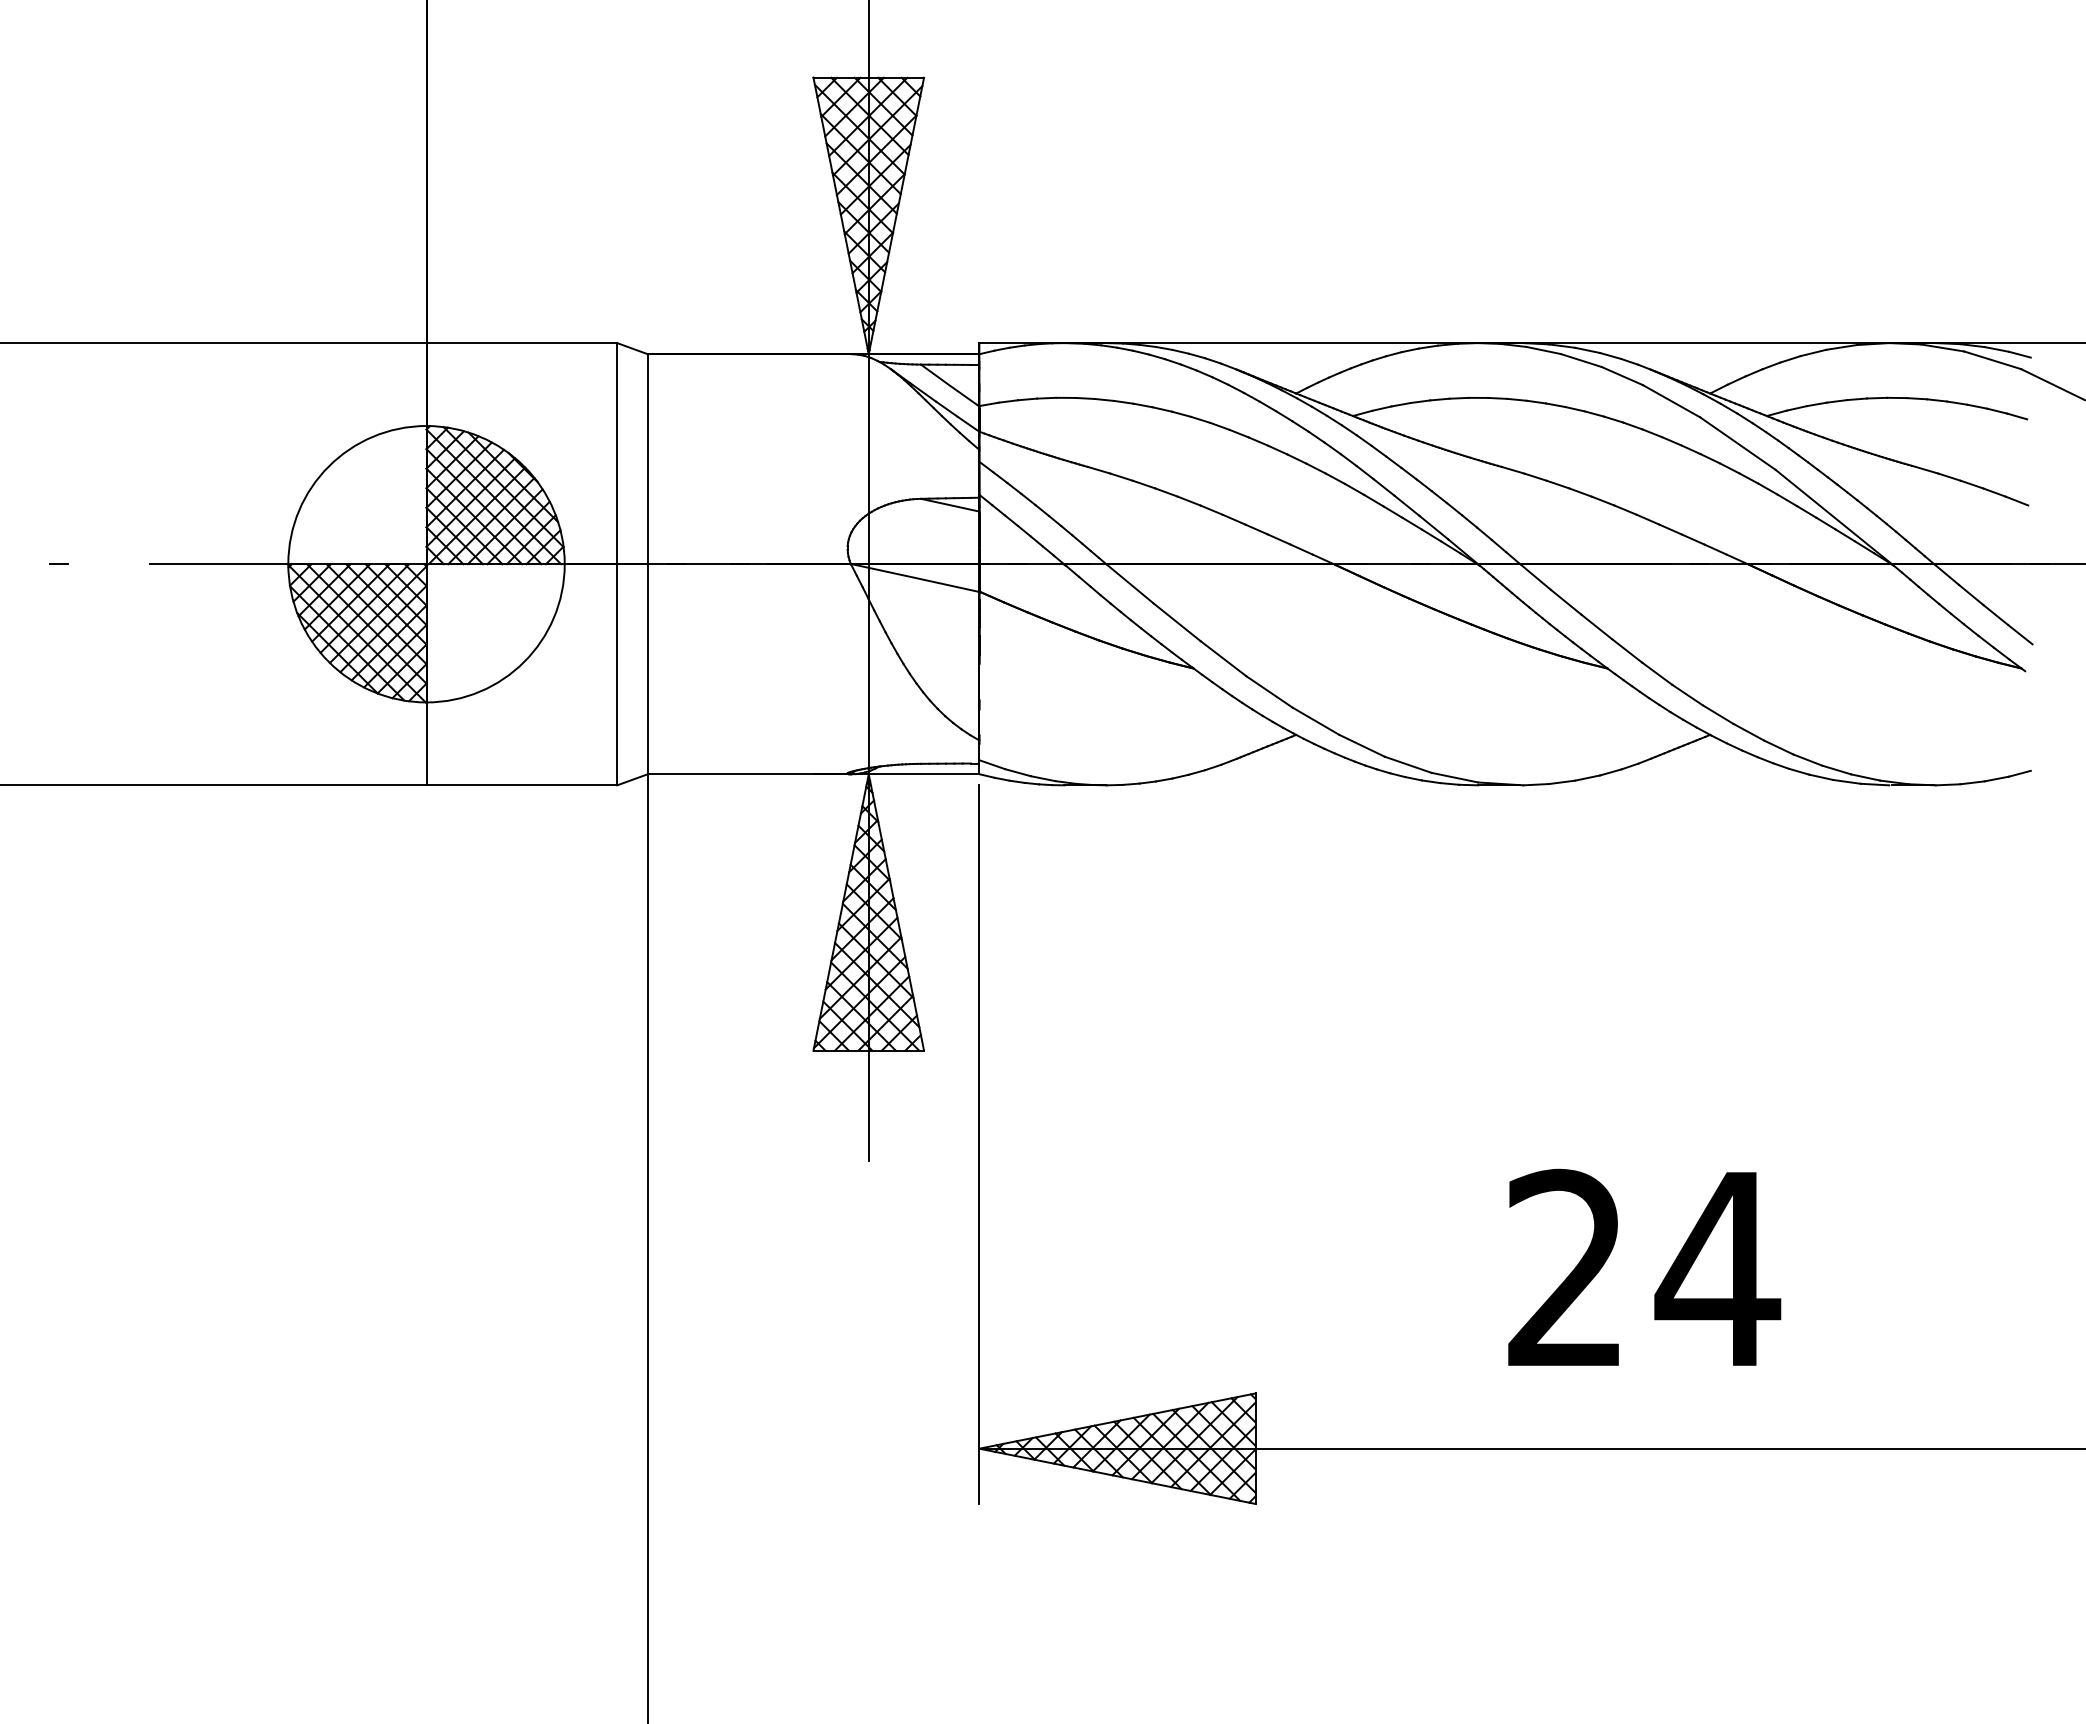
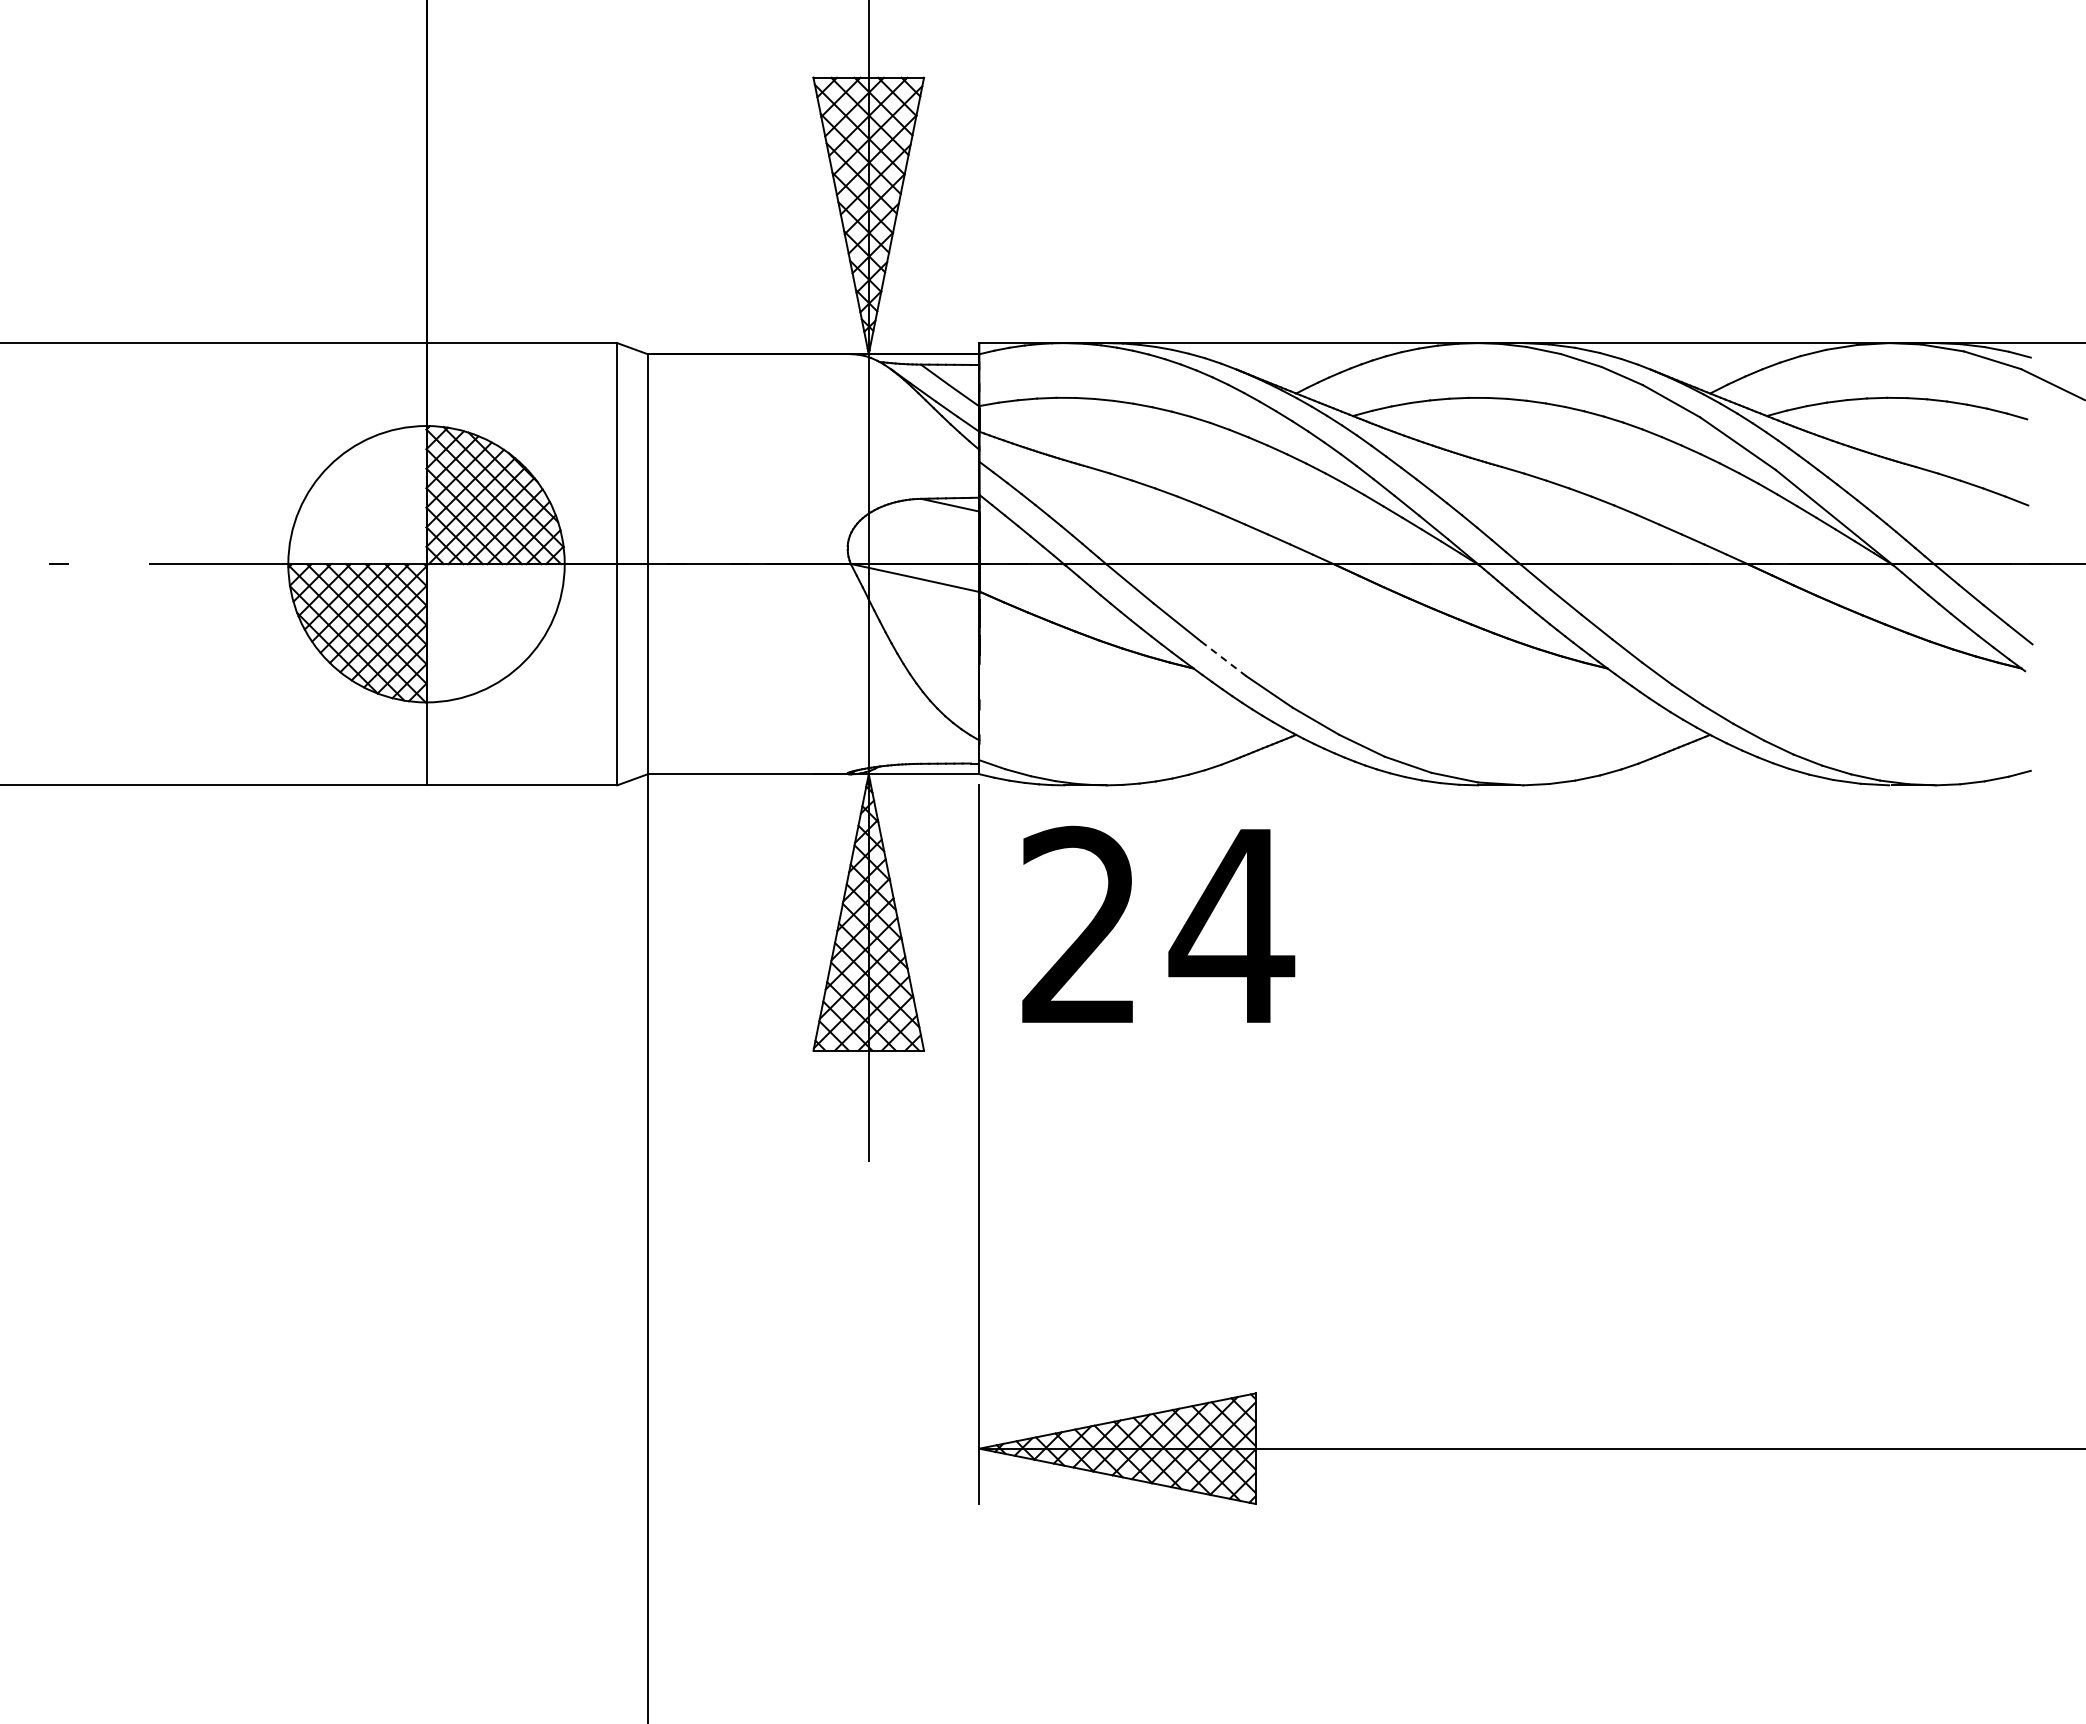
line: solid -> dashed (1223, 658)
text position: (1644, 1266) -> (1158, 923) (1158, 923)
